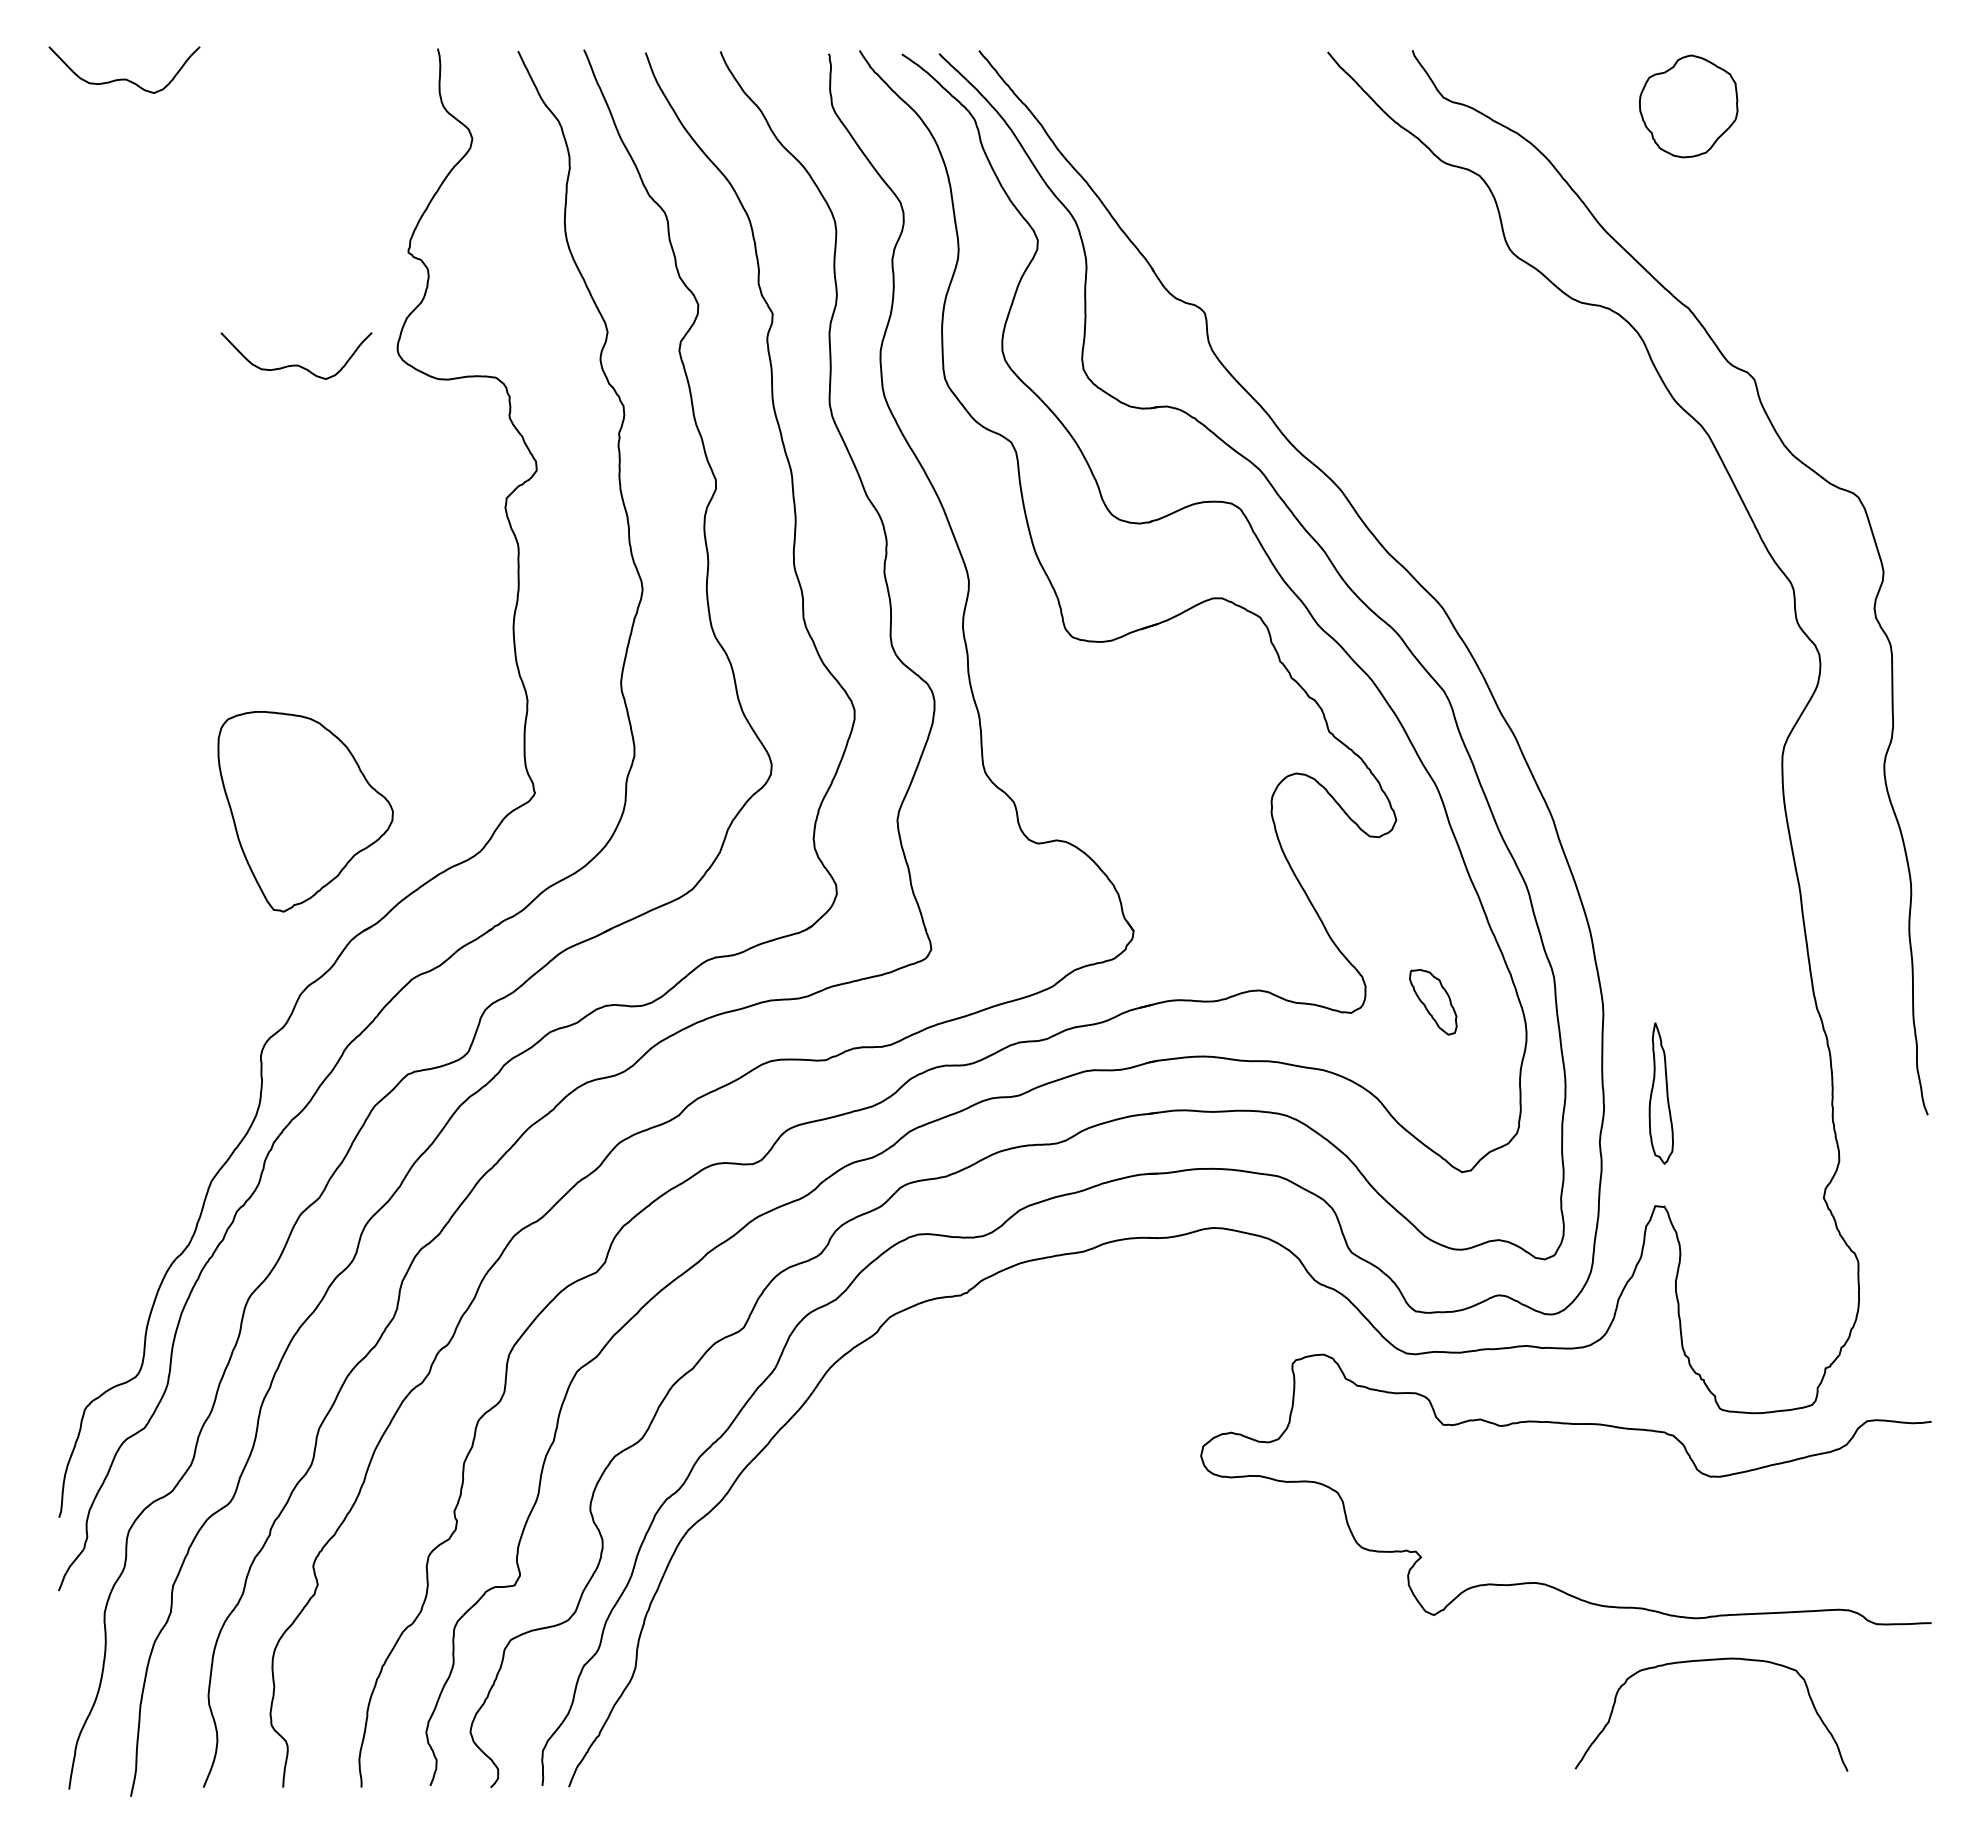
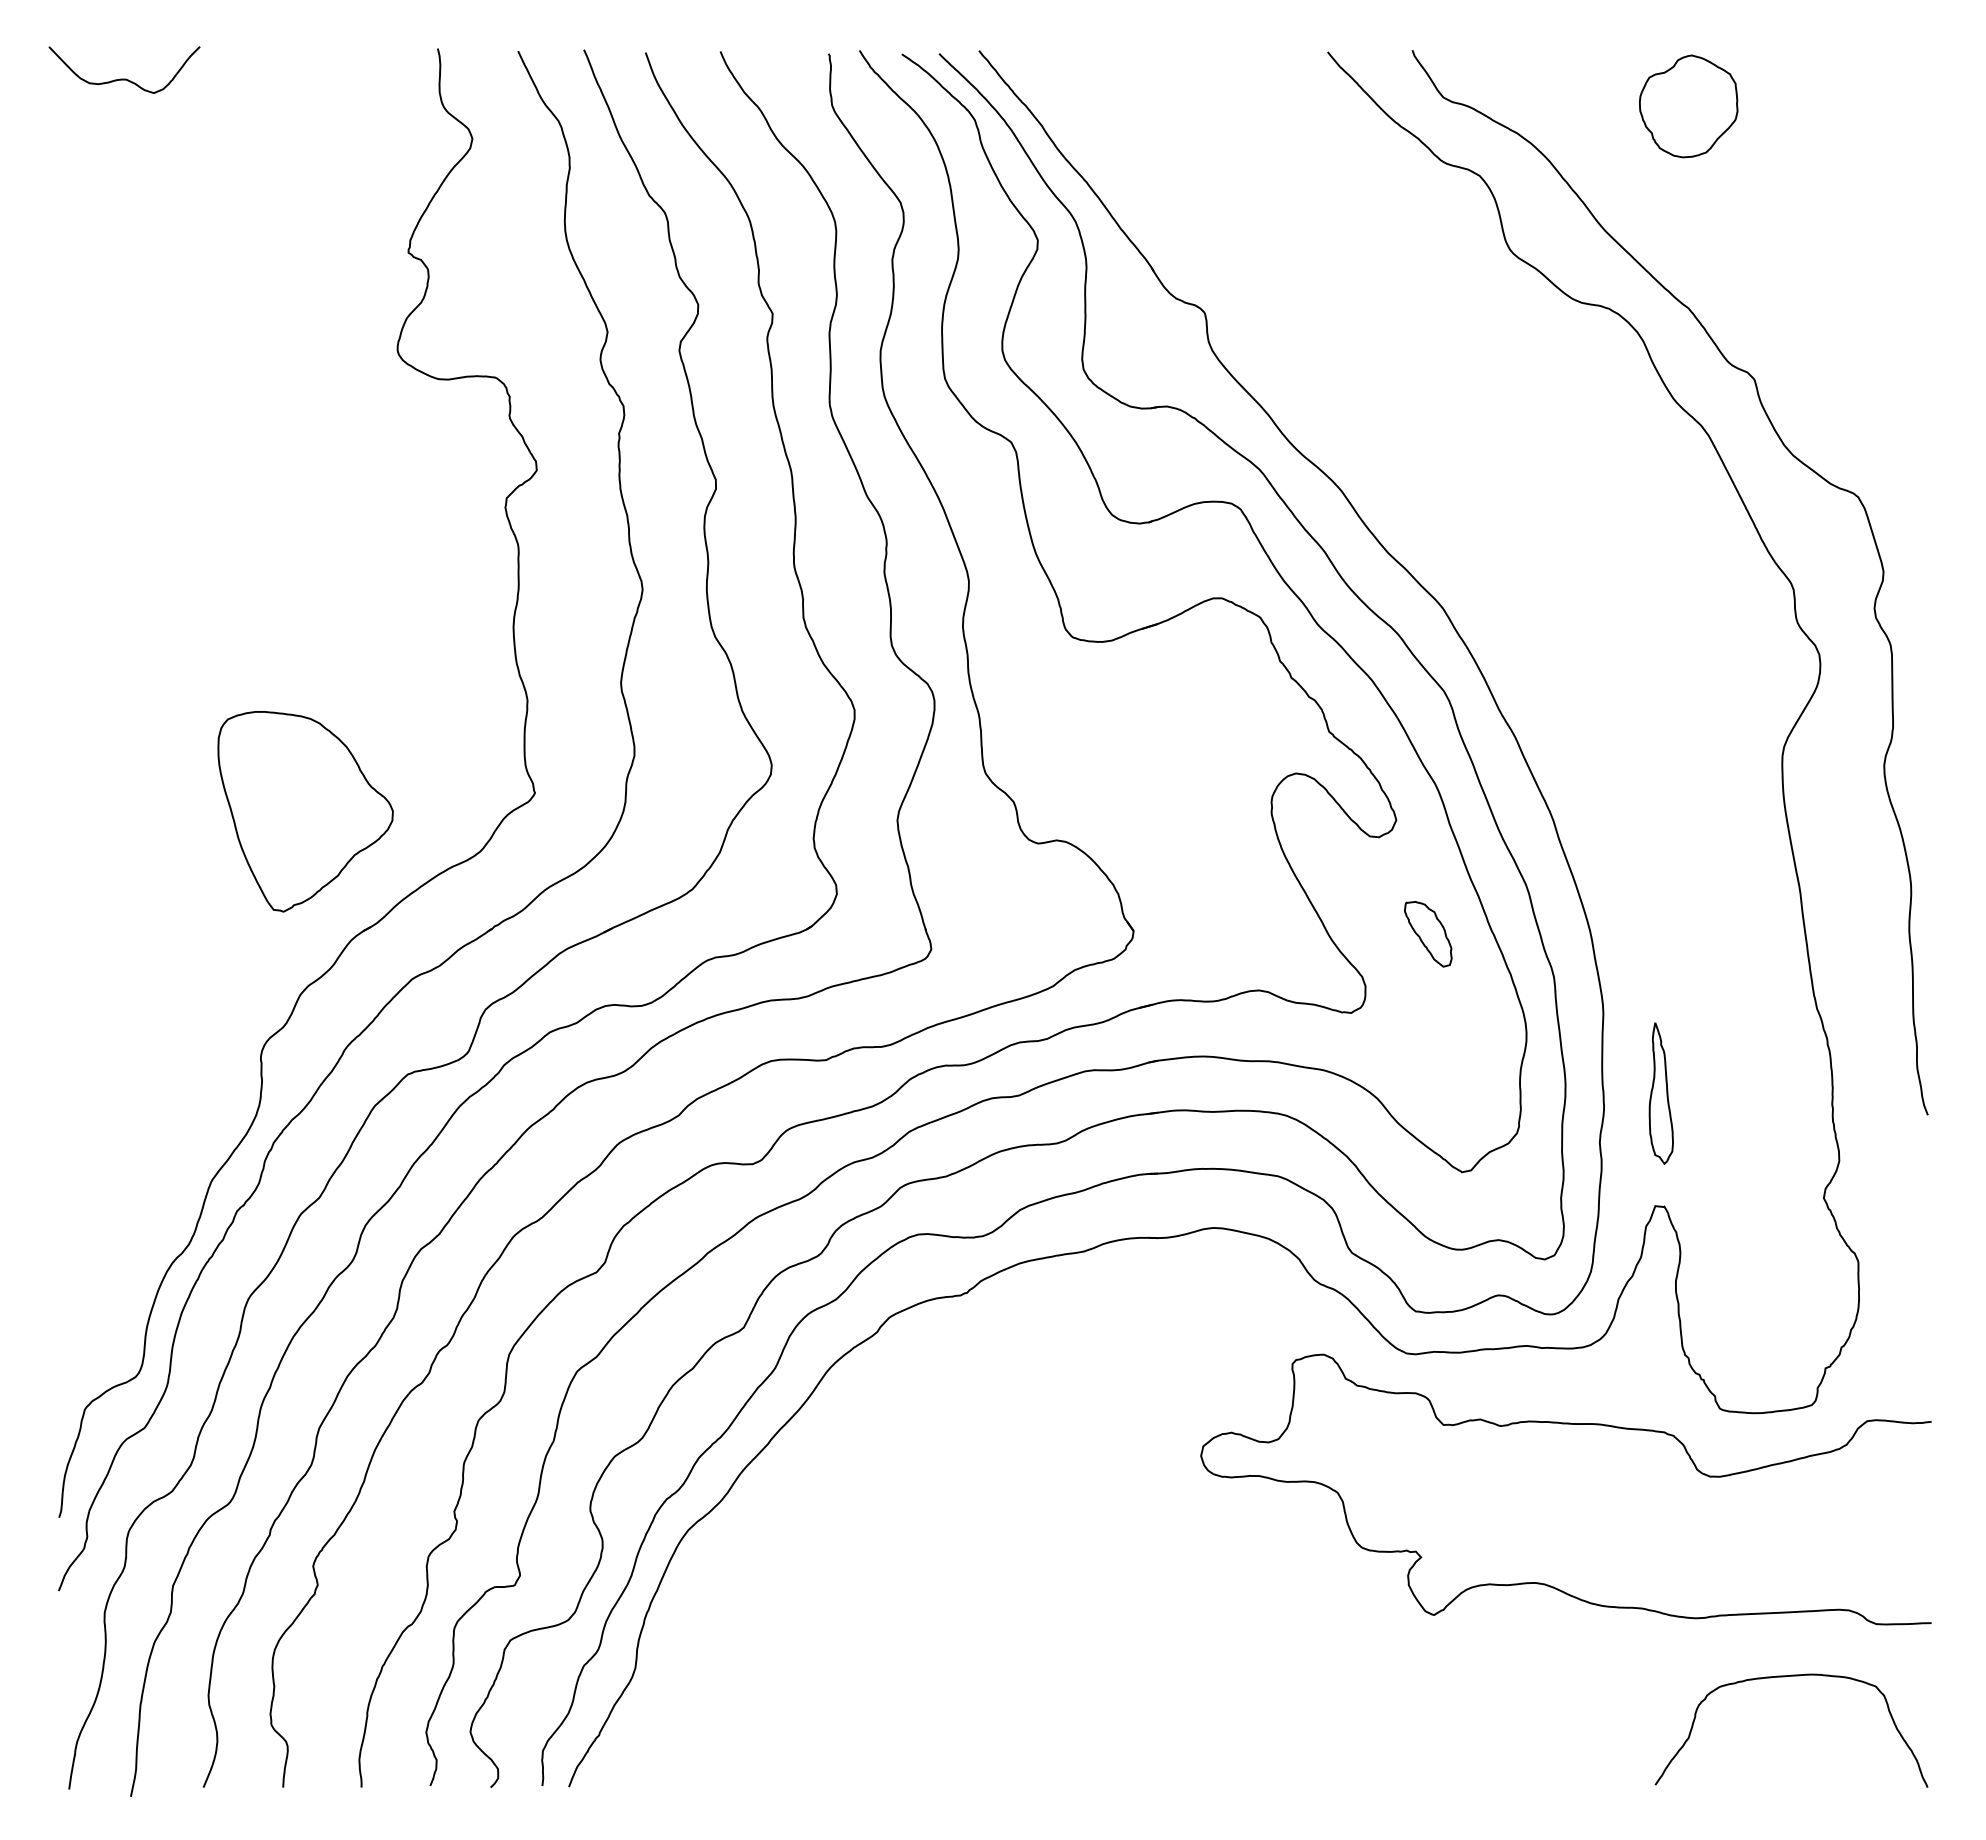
curve: present -> none (296, 364)
part position: (1433, 1002) -> (1428, 934) (1428, 934)
curve position: (1705, 1661) -> (1785, 1677) (1785, 1677)
